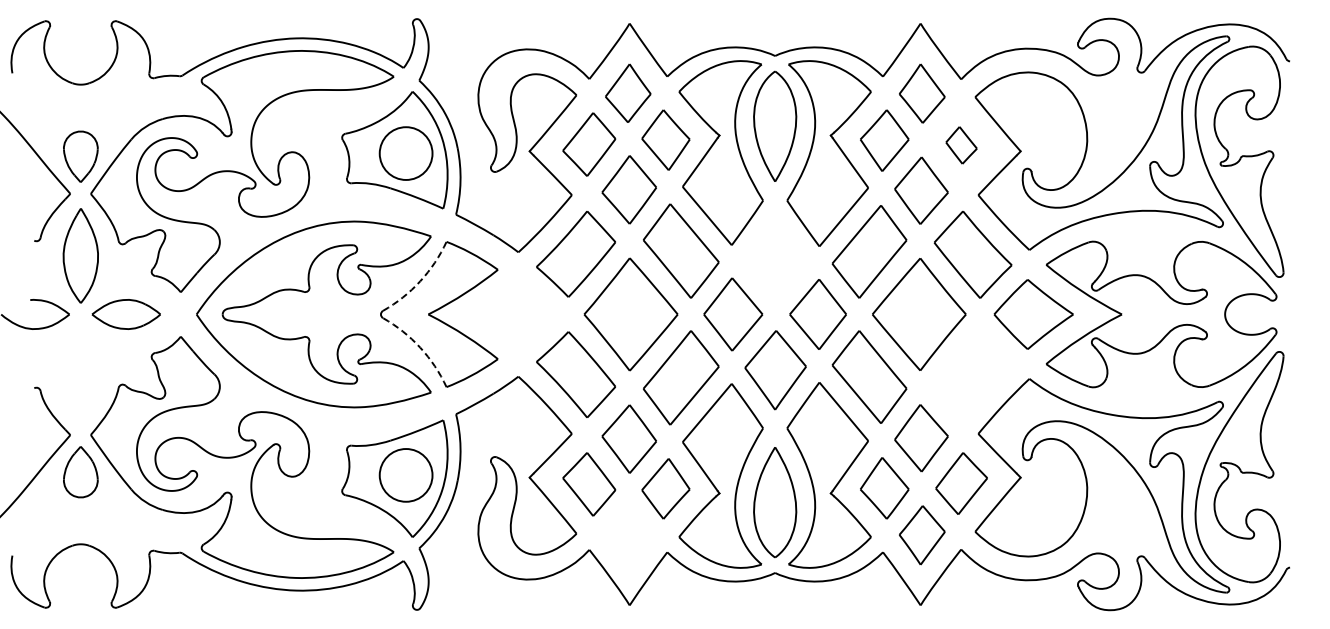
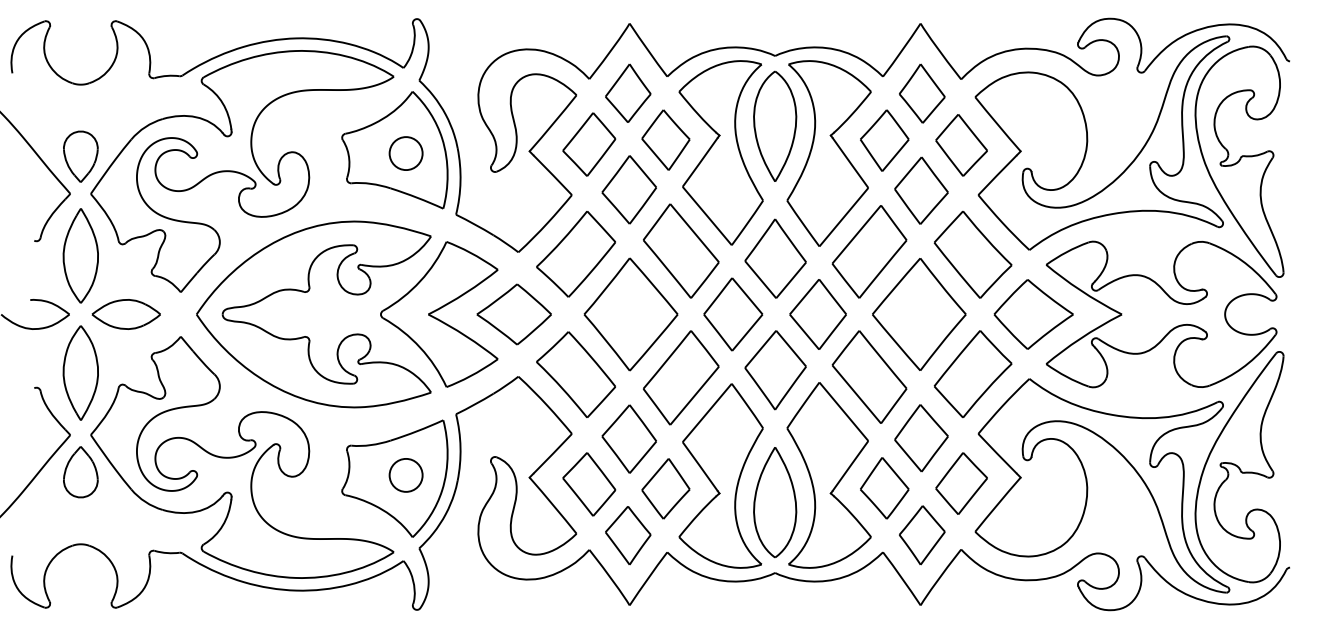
part size: 33x39 px -> 53x63 px (961, 145)
circle diameter: 53 px -> 33 px (405, 153)
part: none -> present (775, 258)
arc: dashed -> solid (420, 281)
part: none -> present (513, 314)
arc: dashed -> solid (420, 347)
part: none -> present (80, 372)
part: none -> present (972, 374)
circle diameter: 53 px -> 33 px (405, 474)
part: none -> present (628, 535)
